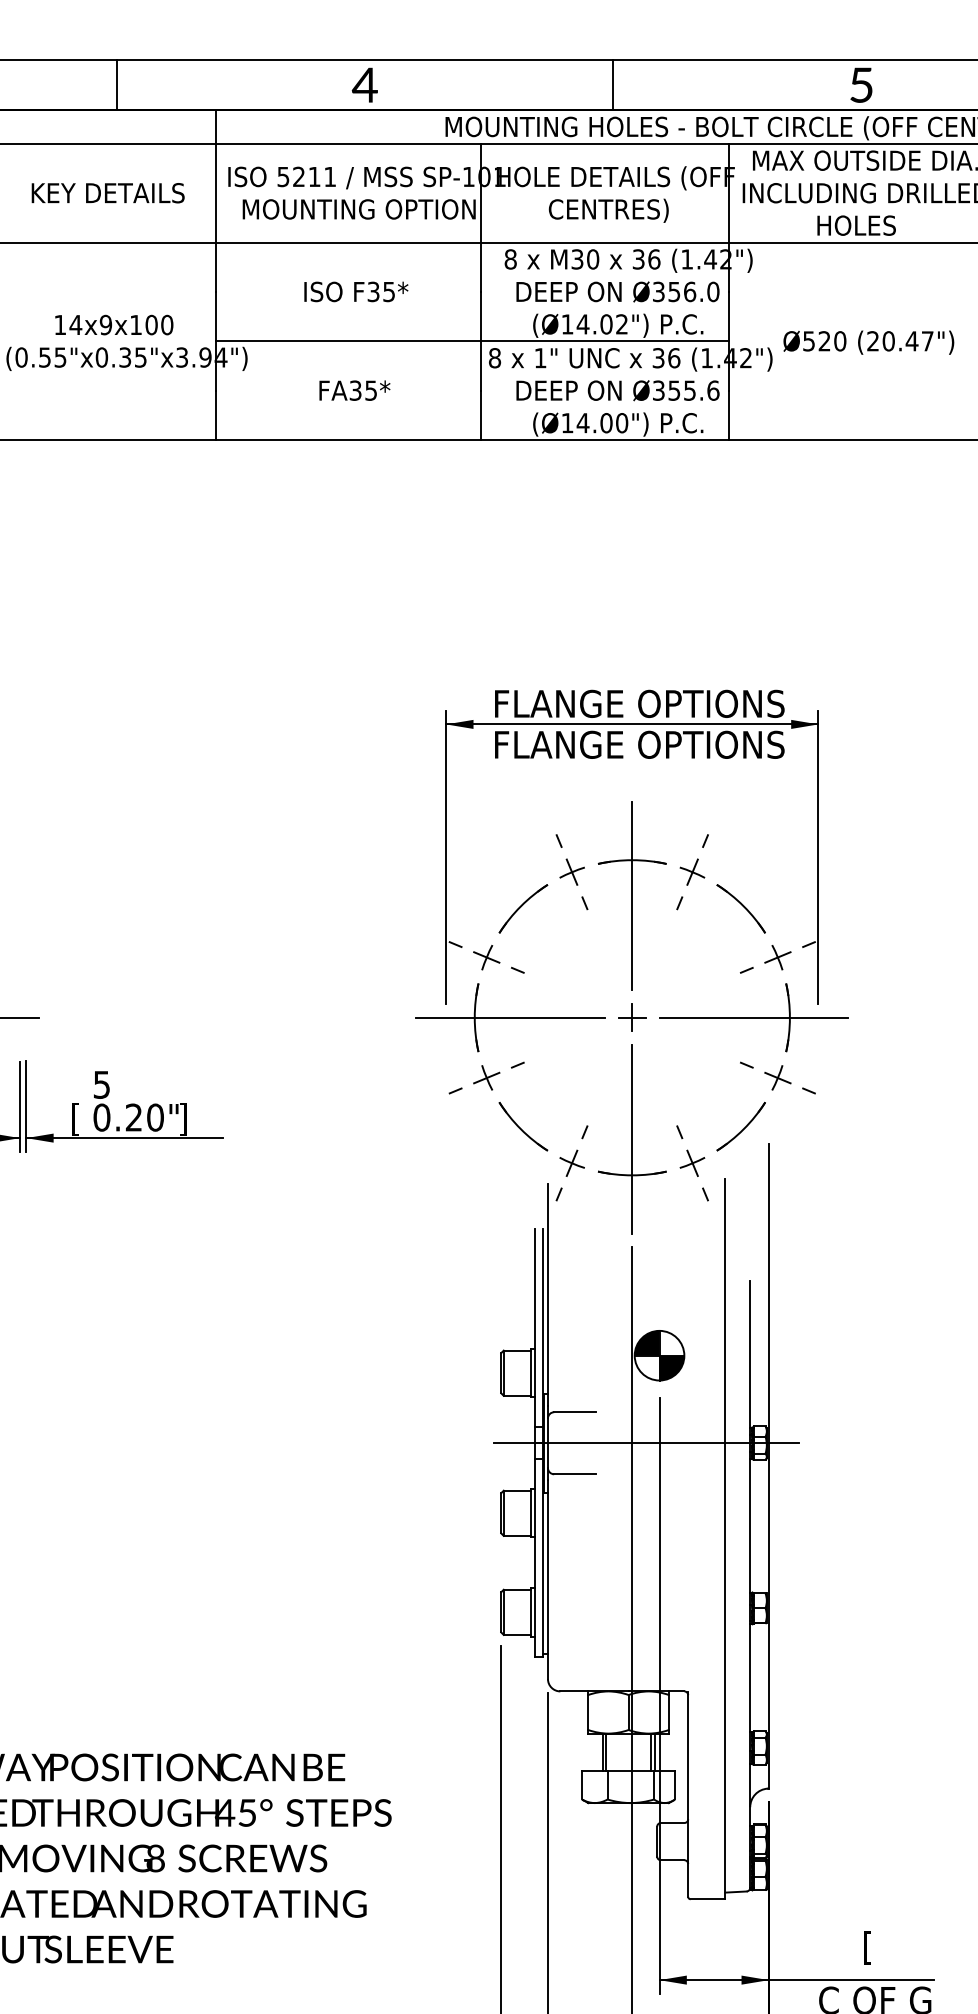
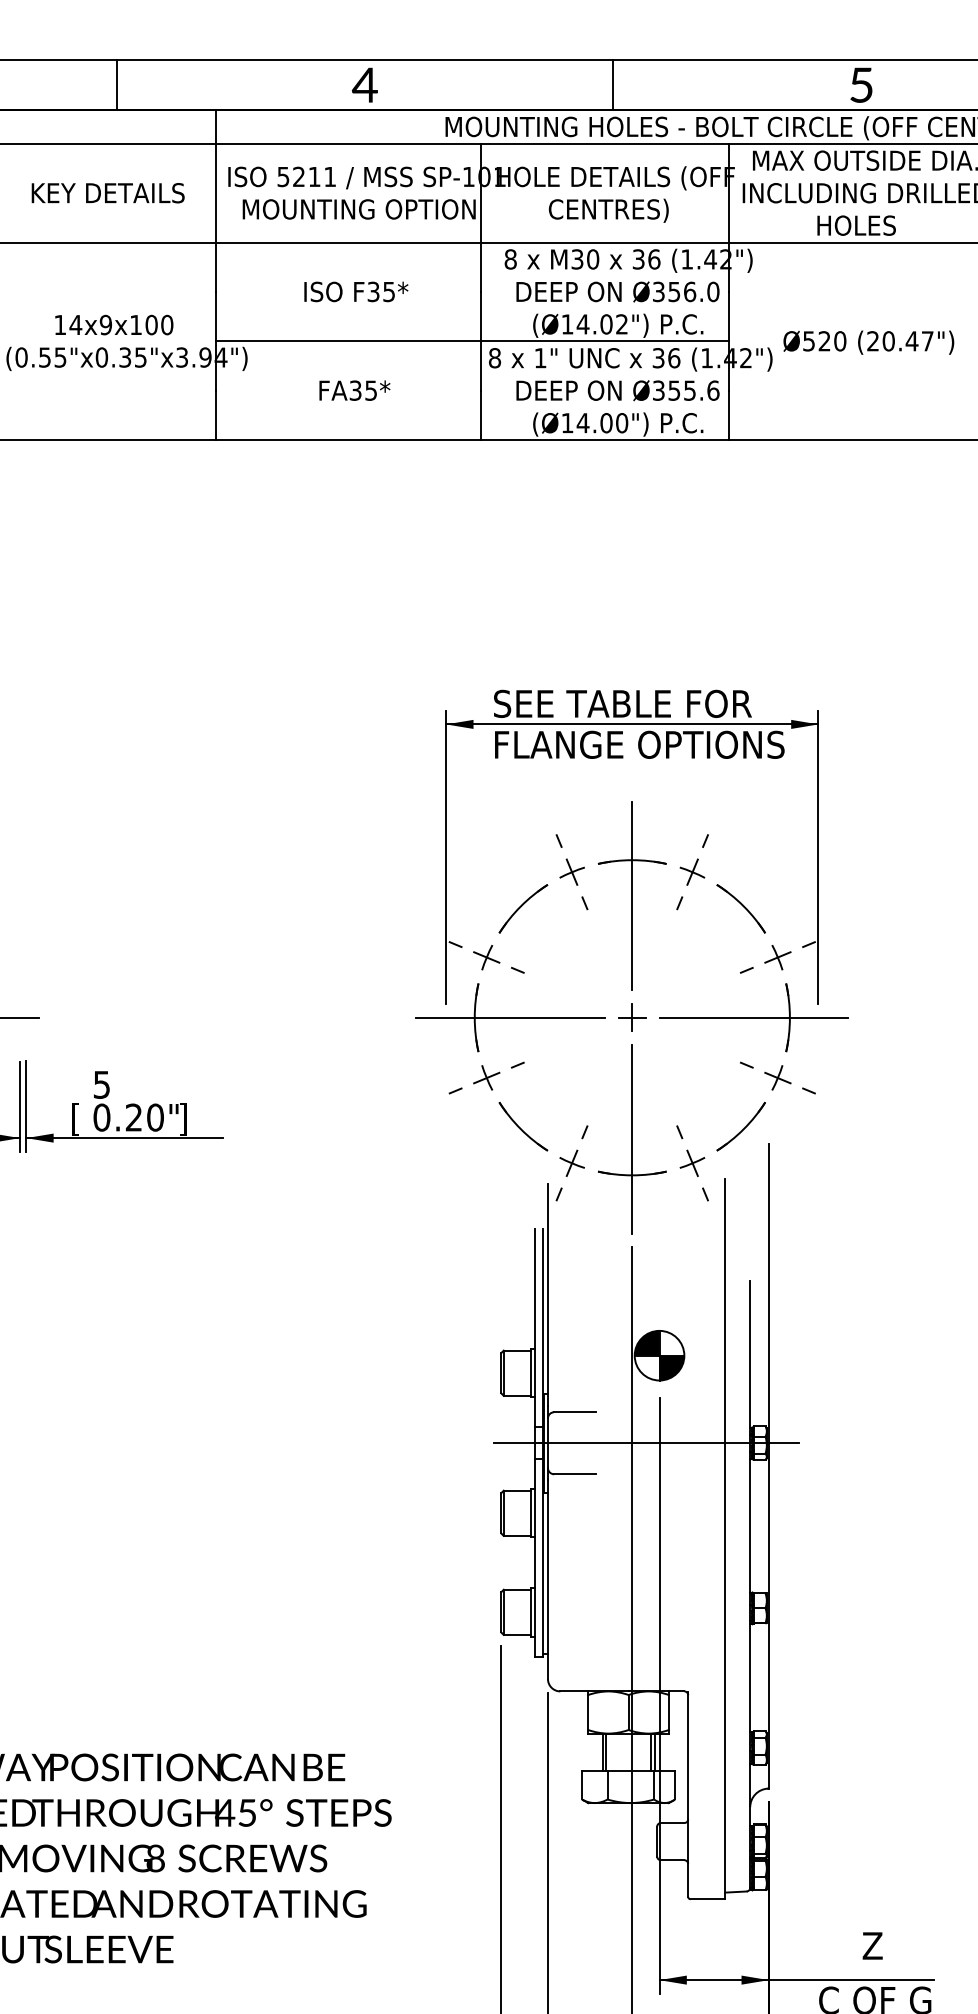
text: FLANGE OPTIONS -> SEE TABLE FOR (639, 703)
text: [ -> Z (872, 1947)
